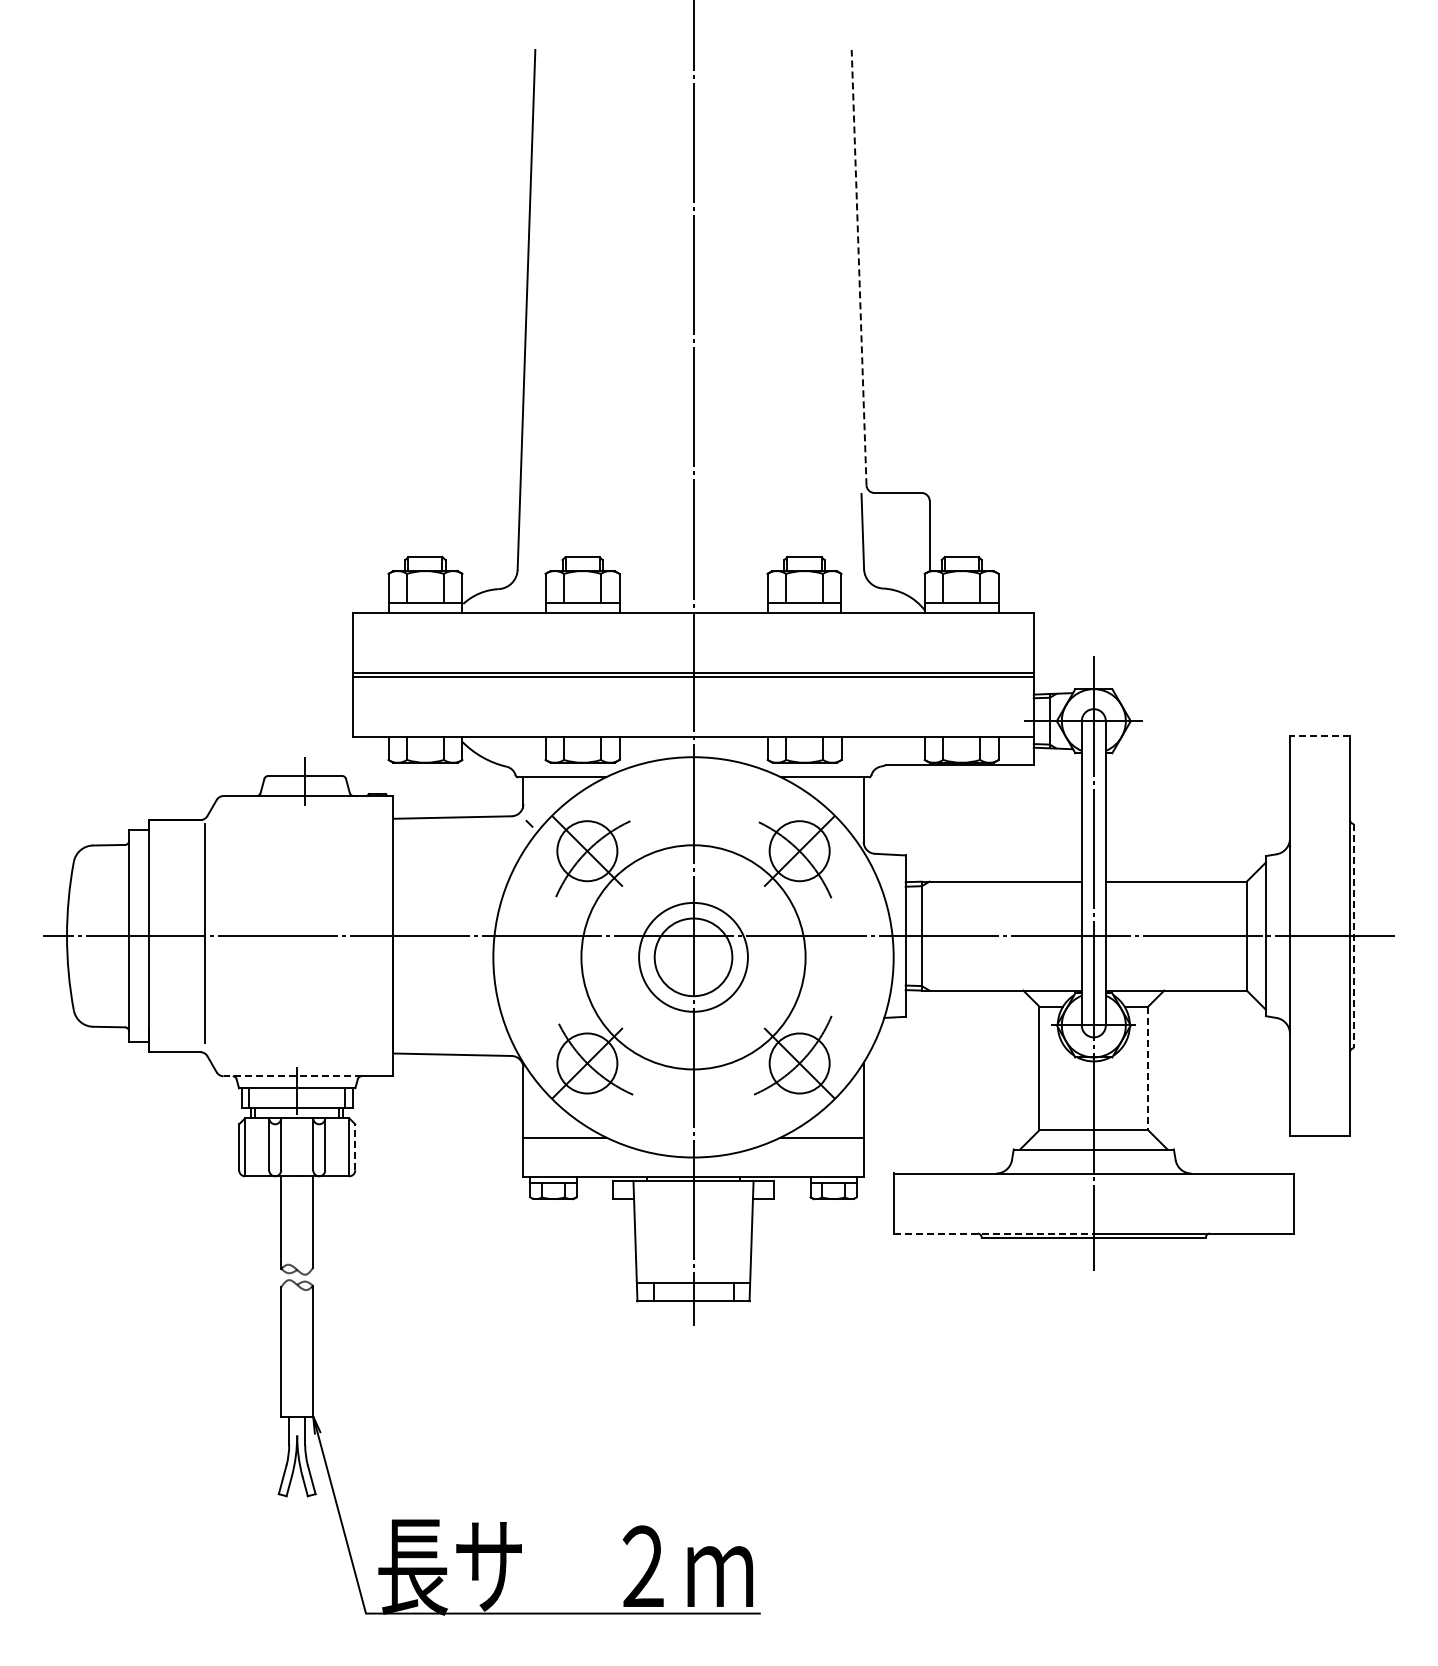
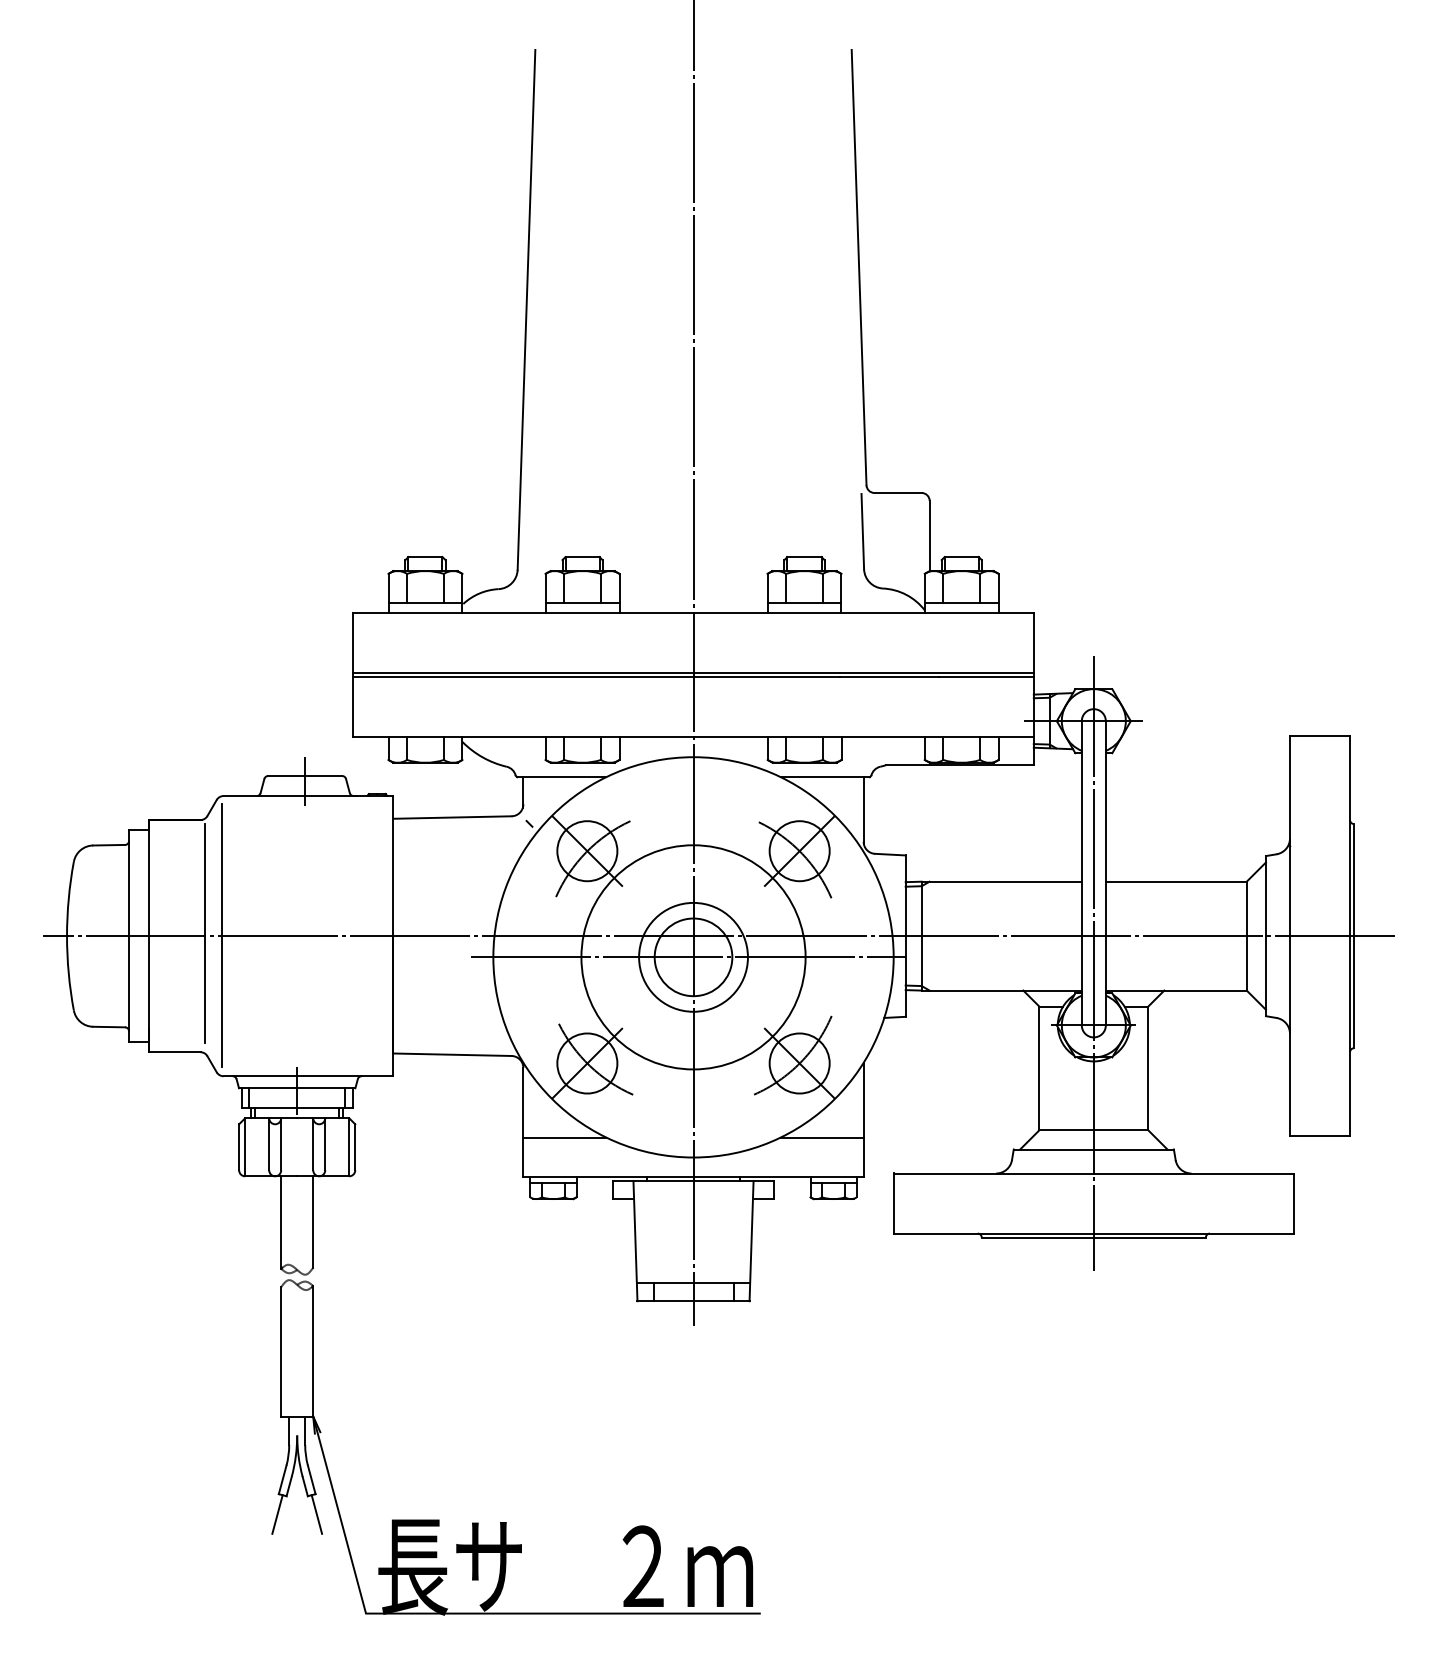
line: dashed -> solid (859, 267)
line: dashed -> solid (1320, 735)
line: none -> present (221, 935)
line: dashed -> solid (1354, 936)
line: none -> present (687, 957)
line: dashed -> solid (1148, 1068)
line: dashed -> solid (292, 1076)
line: dashed -> solid (355, 1146)
line: dashed -> solid (994, 1233)
line: none -> present (277, 1514)
line: none -> present (316, 1514)
